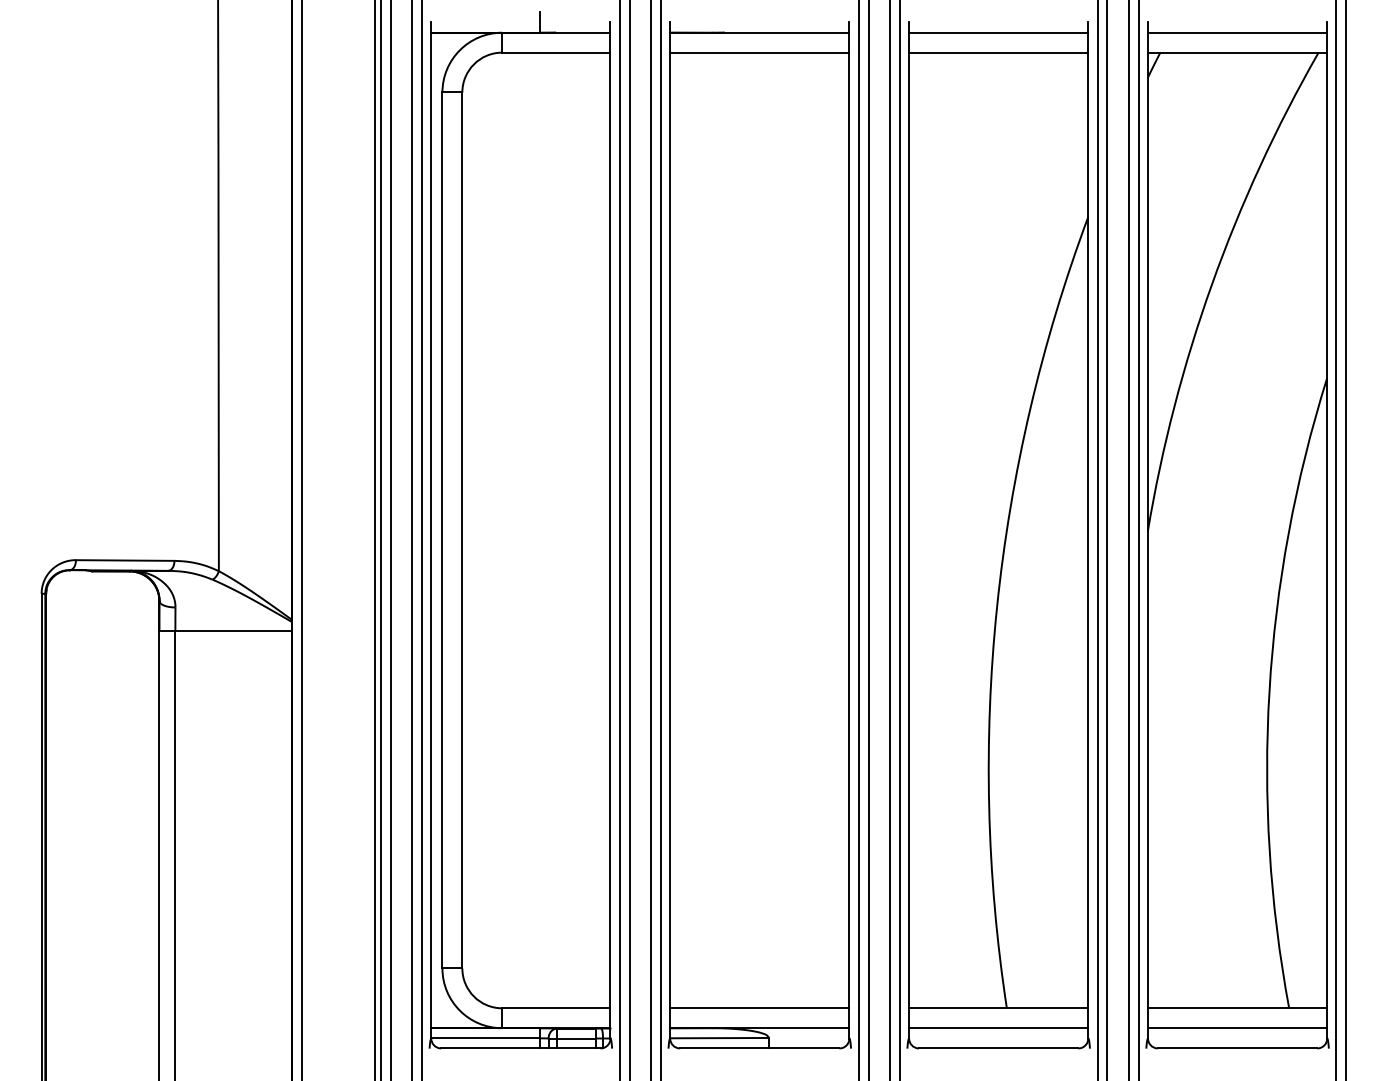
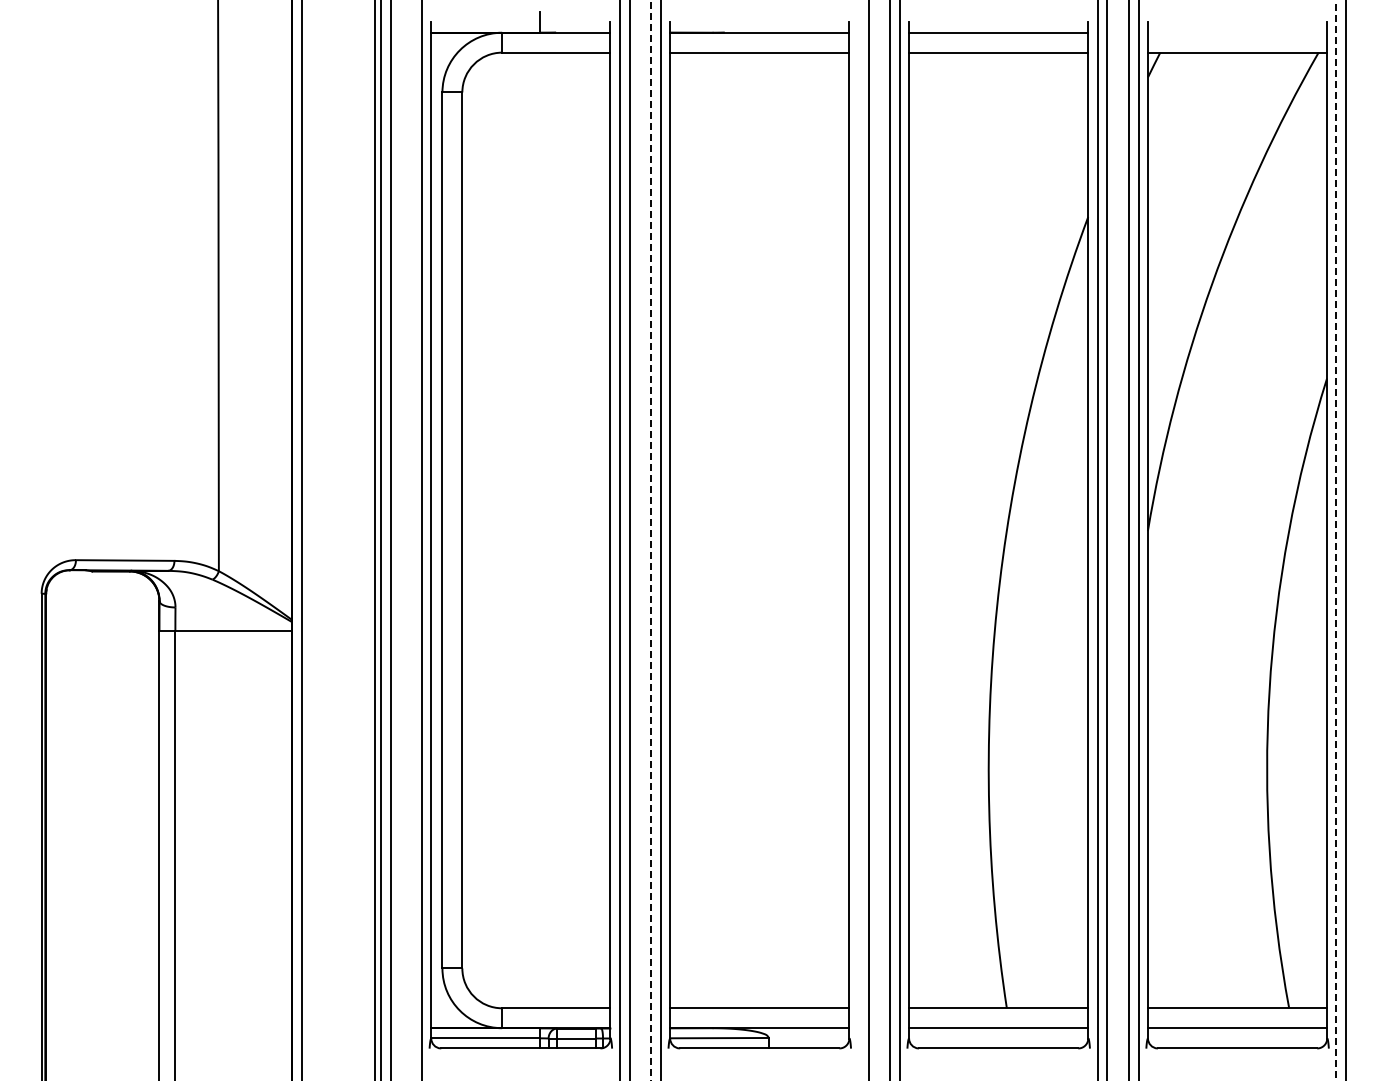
line: present -> none (1237, 32)
line: present -> none (412, 539)
line: present -> none (858, 539)
line: solid -> dashed (651, 540)
line: solid -> dashed (1336, 540)
